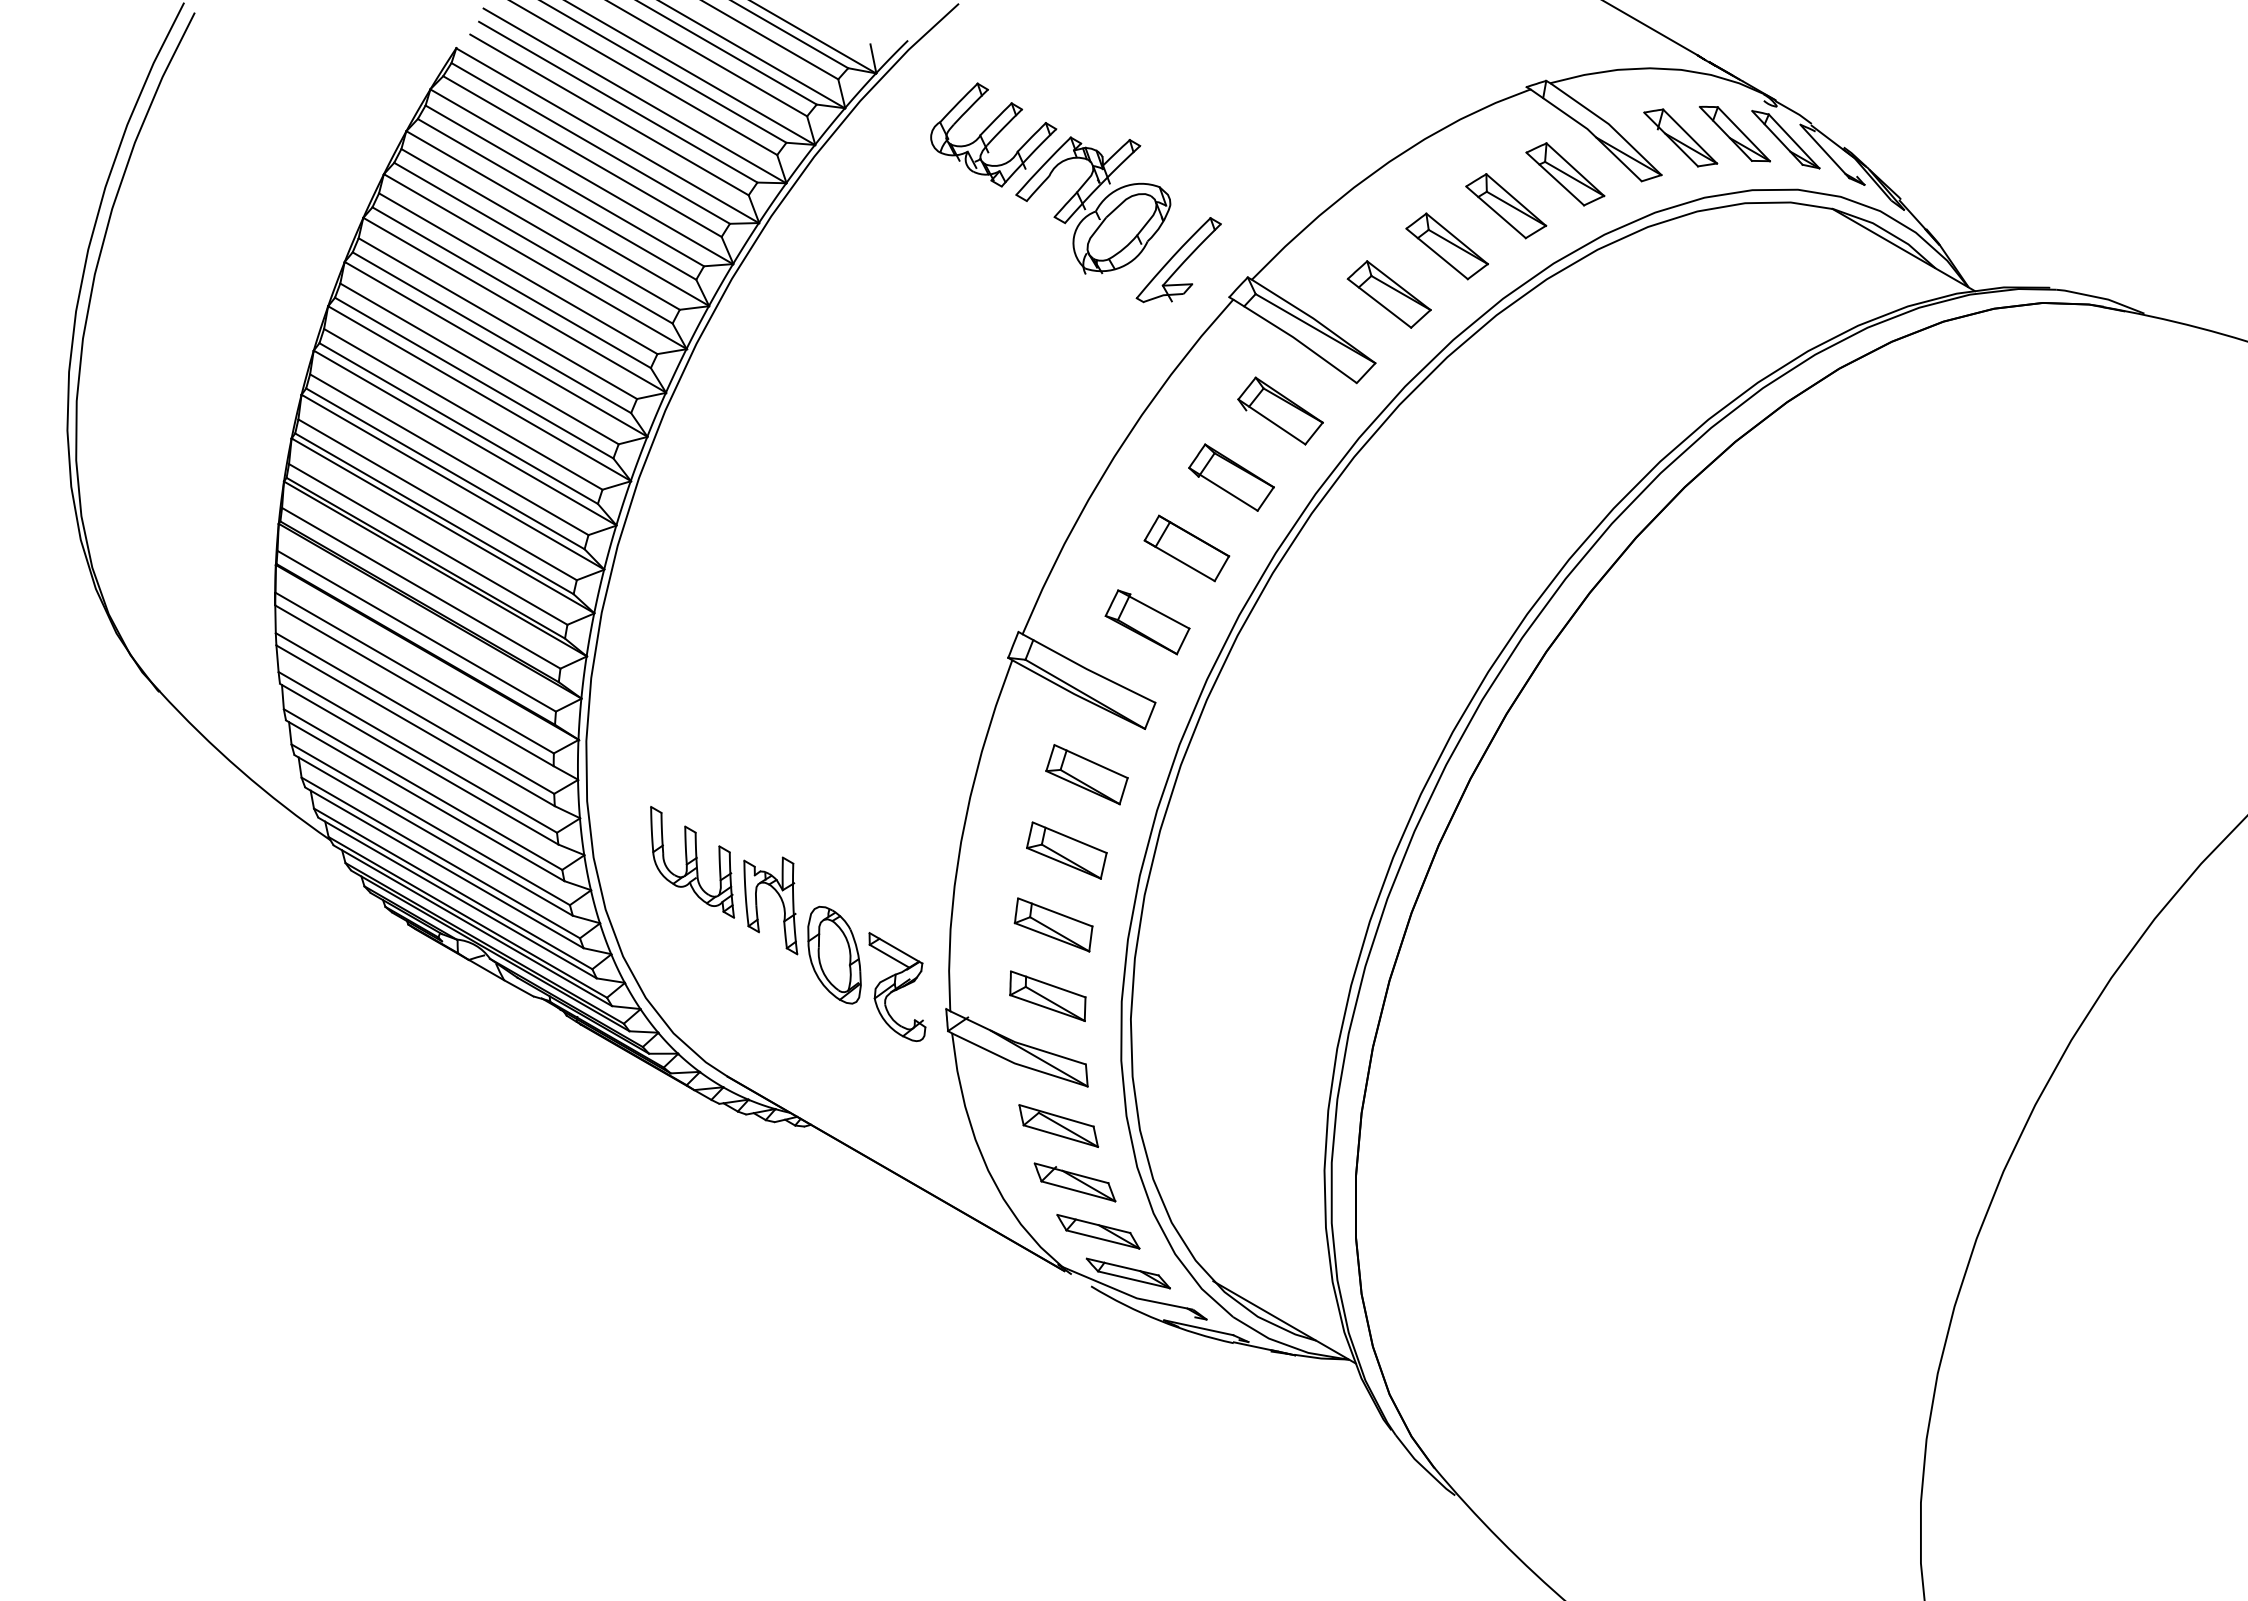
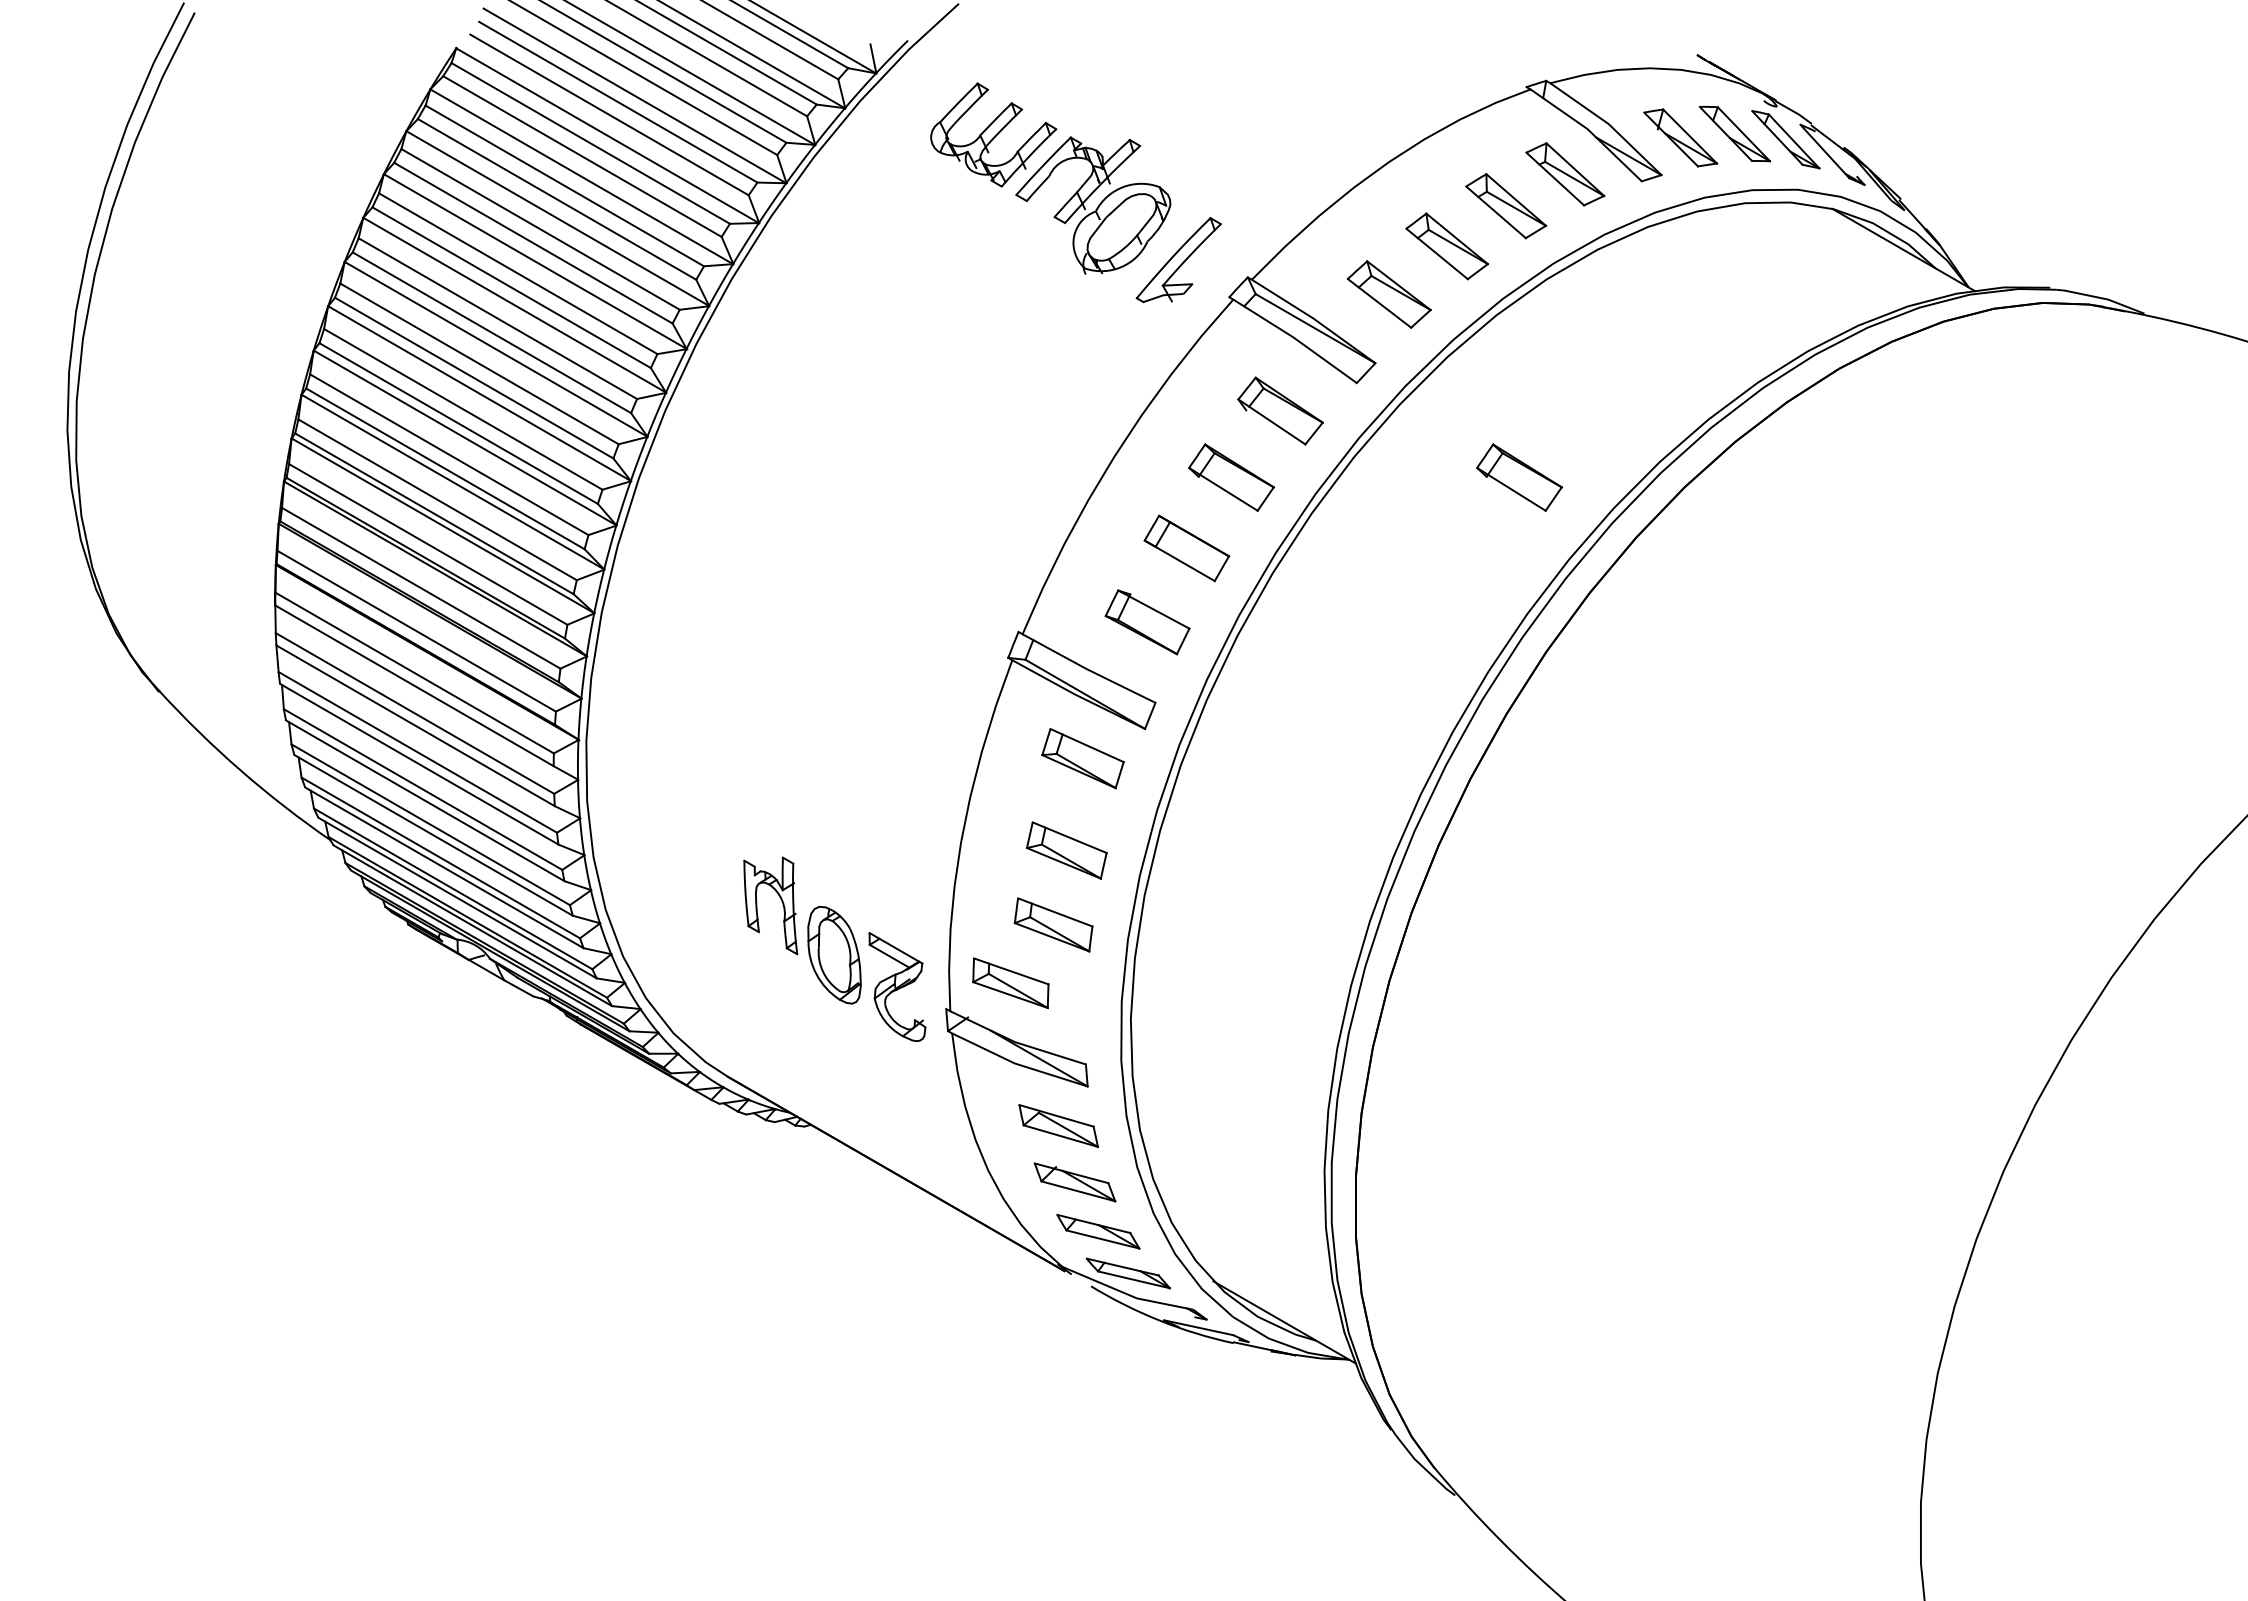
line: present -> none (1652, 28)
part: none -> present (1519, 477)
part position: (1086, 774) -> (1082, 758) (1082, 758)
part: present -> none (692, 862)
part position: (1047, 995) -> (1010, 982) (1010, 982)
